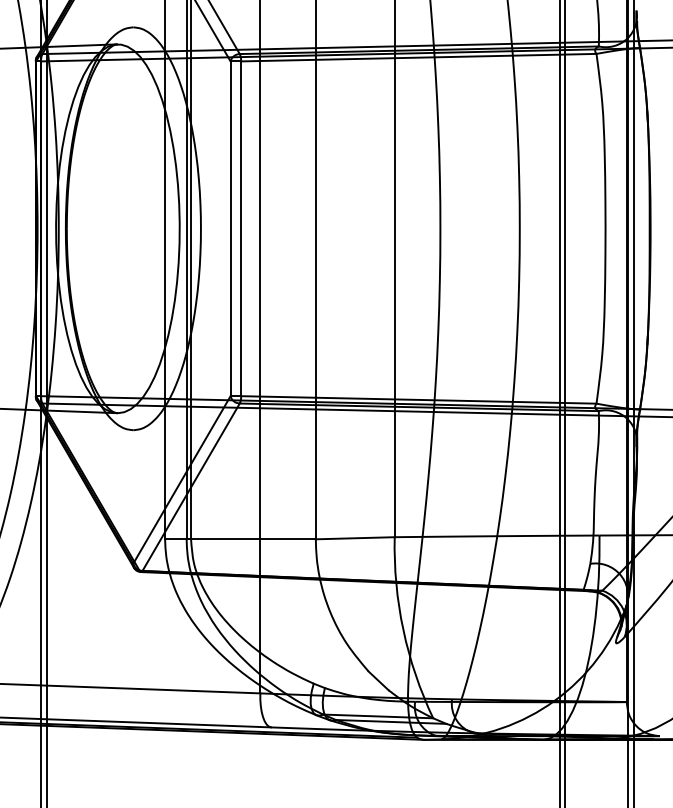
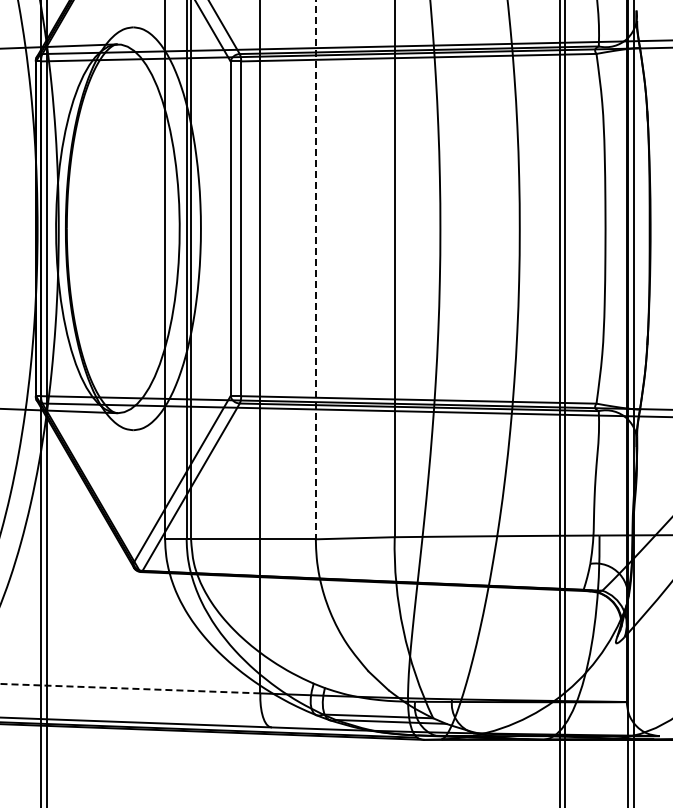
line: solid -> dashed (315, 269)
line: solid -> dashed (130, 688)
